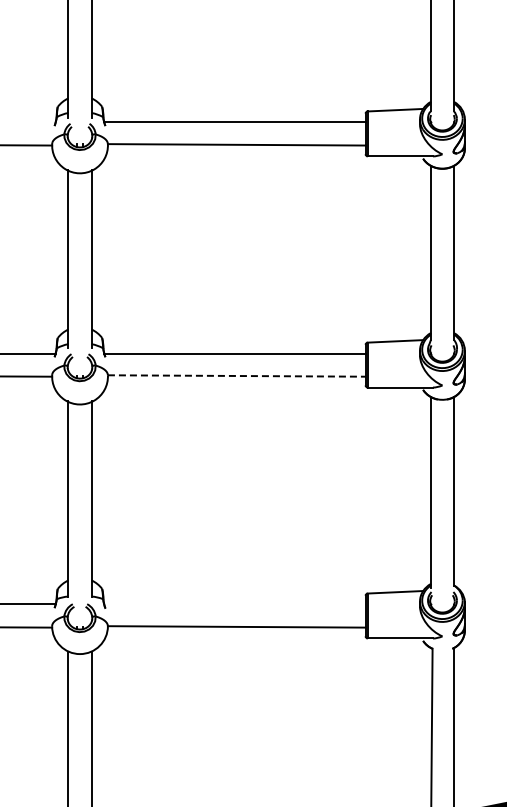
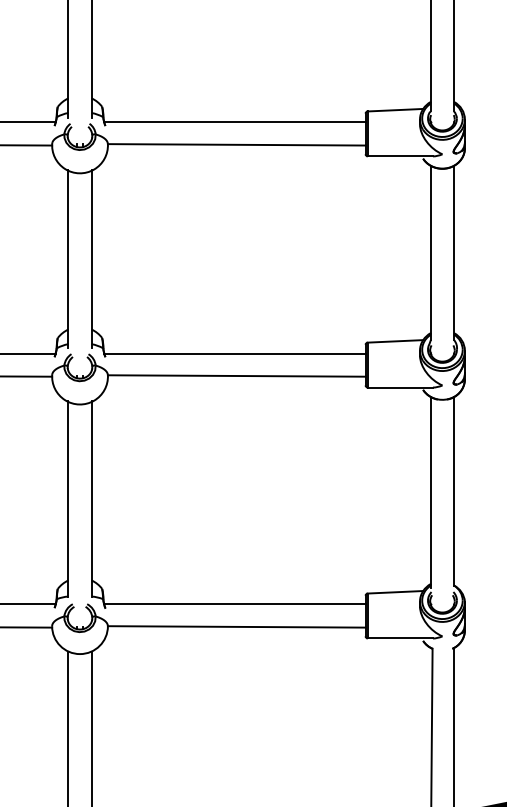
line: none -> present (28, 122)
line: dashed -> solid (236, 376)
line: none -> present (234, 604)
